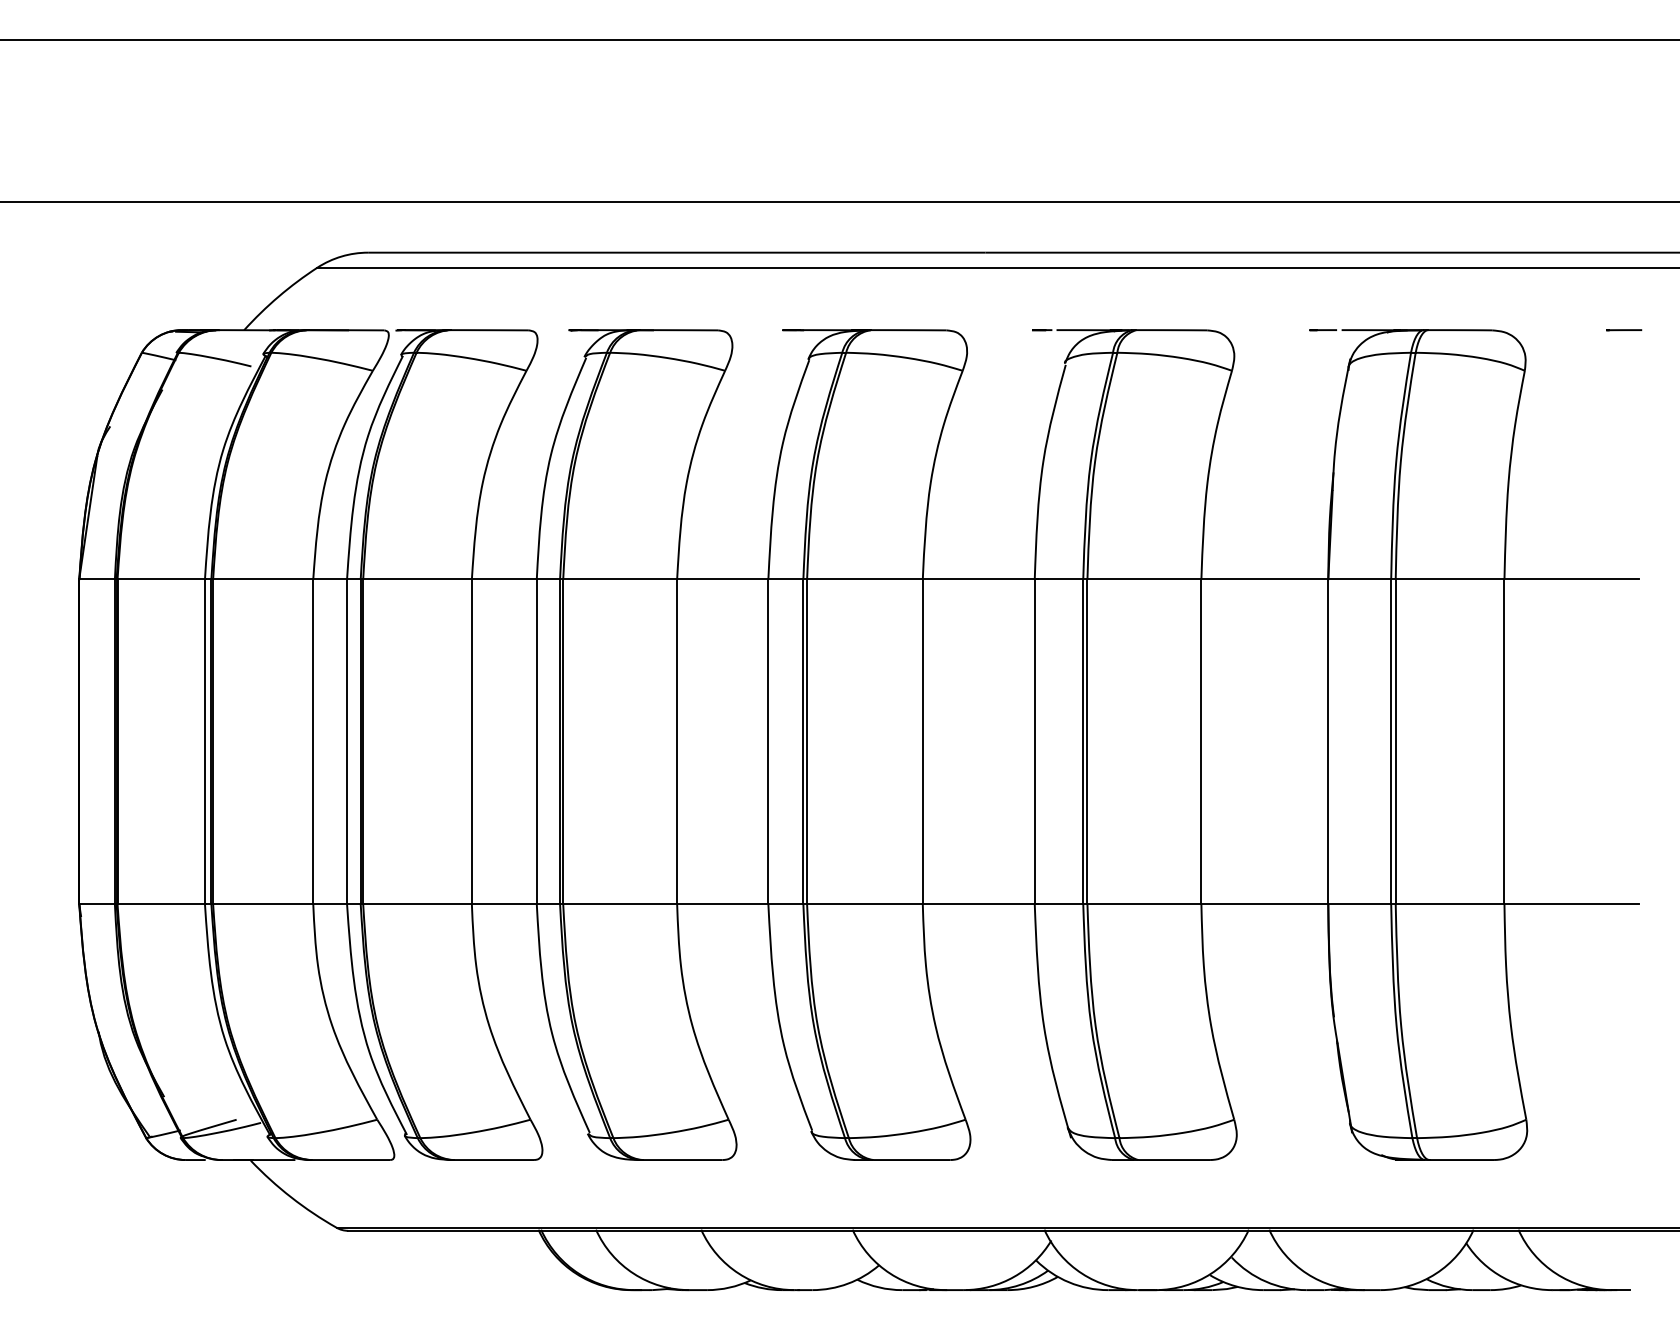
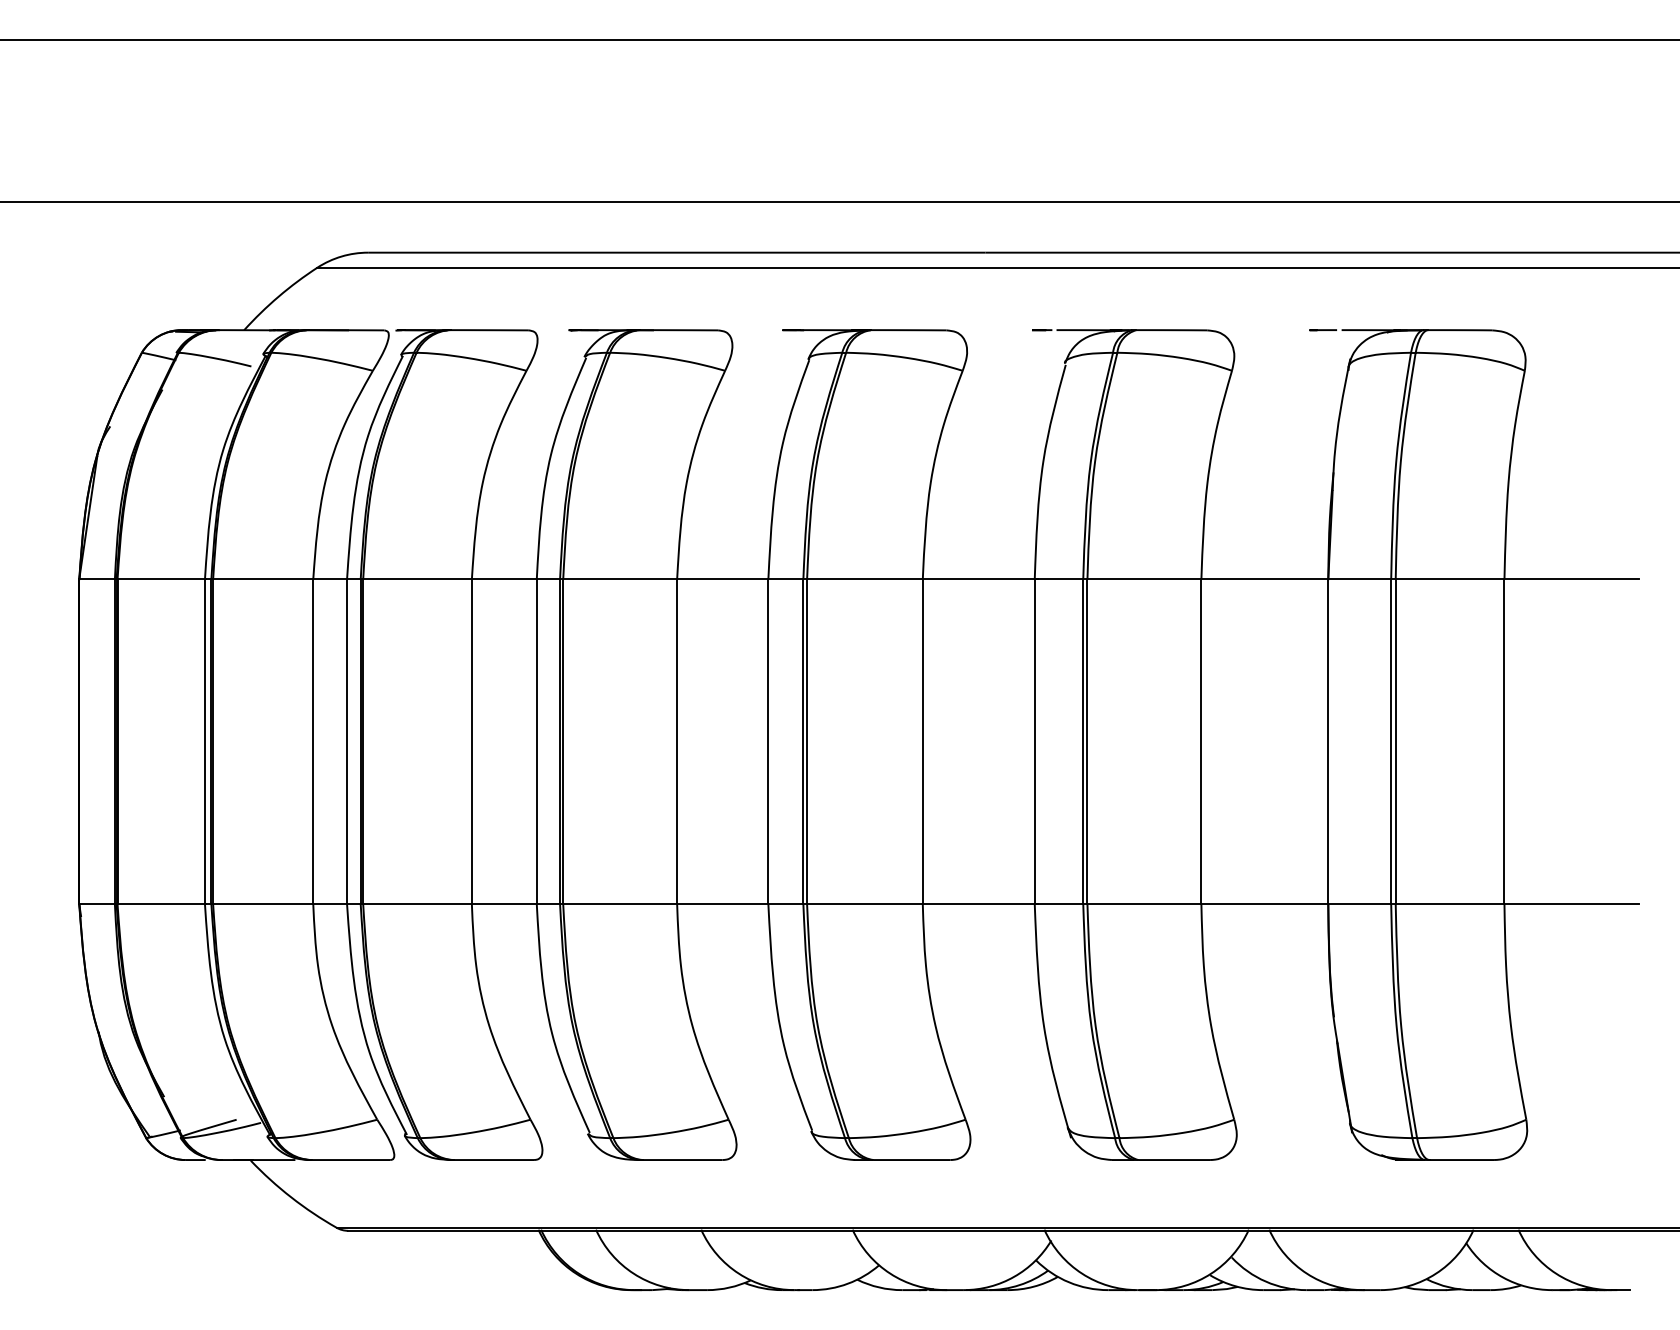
line: present -> none (1624, 330)
